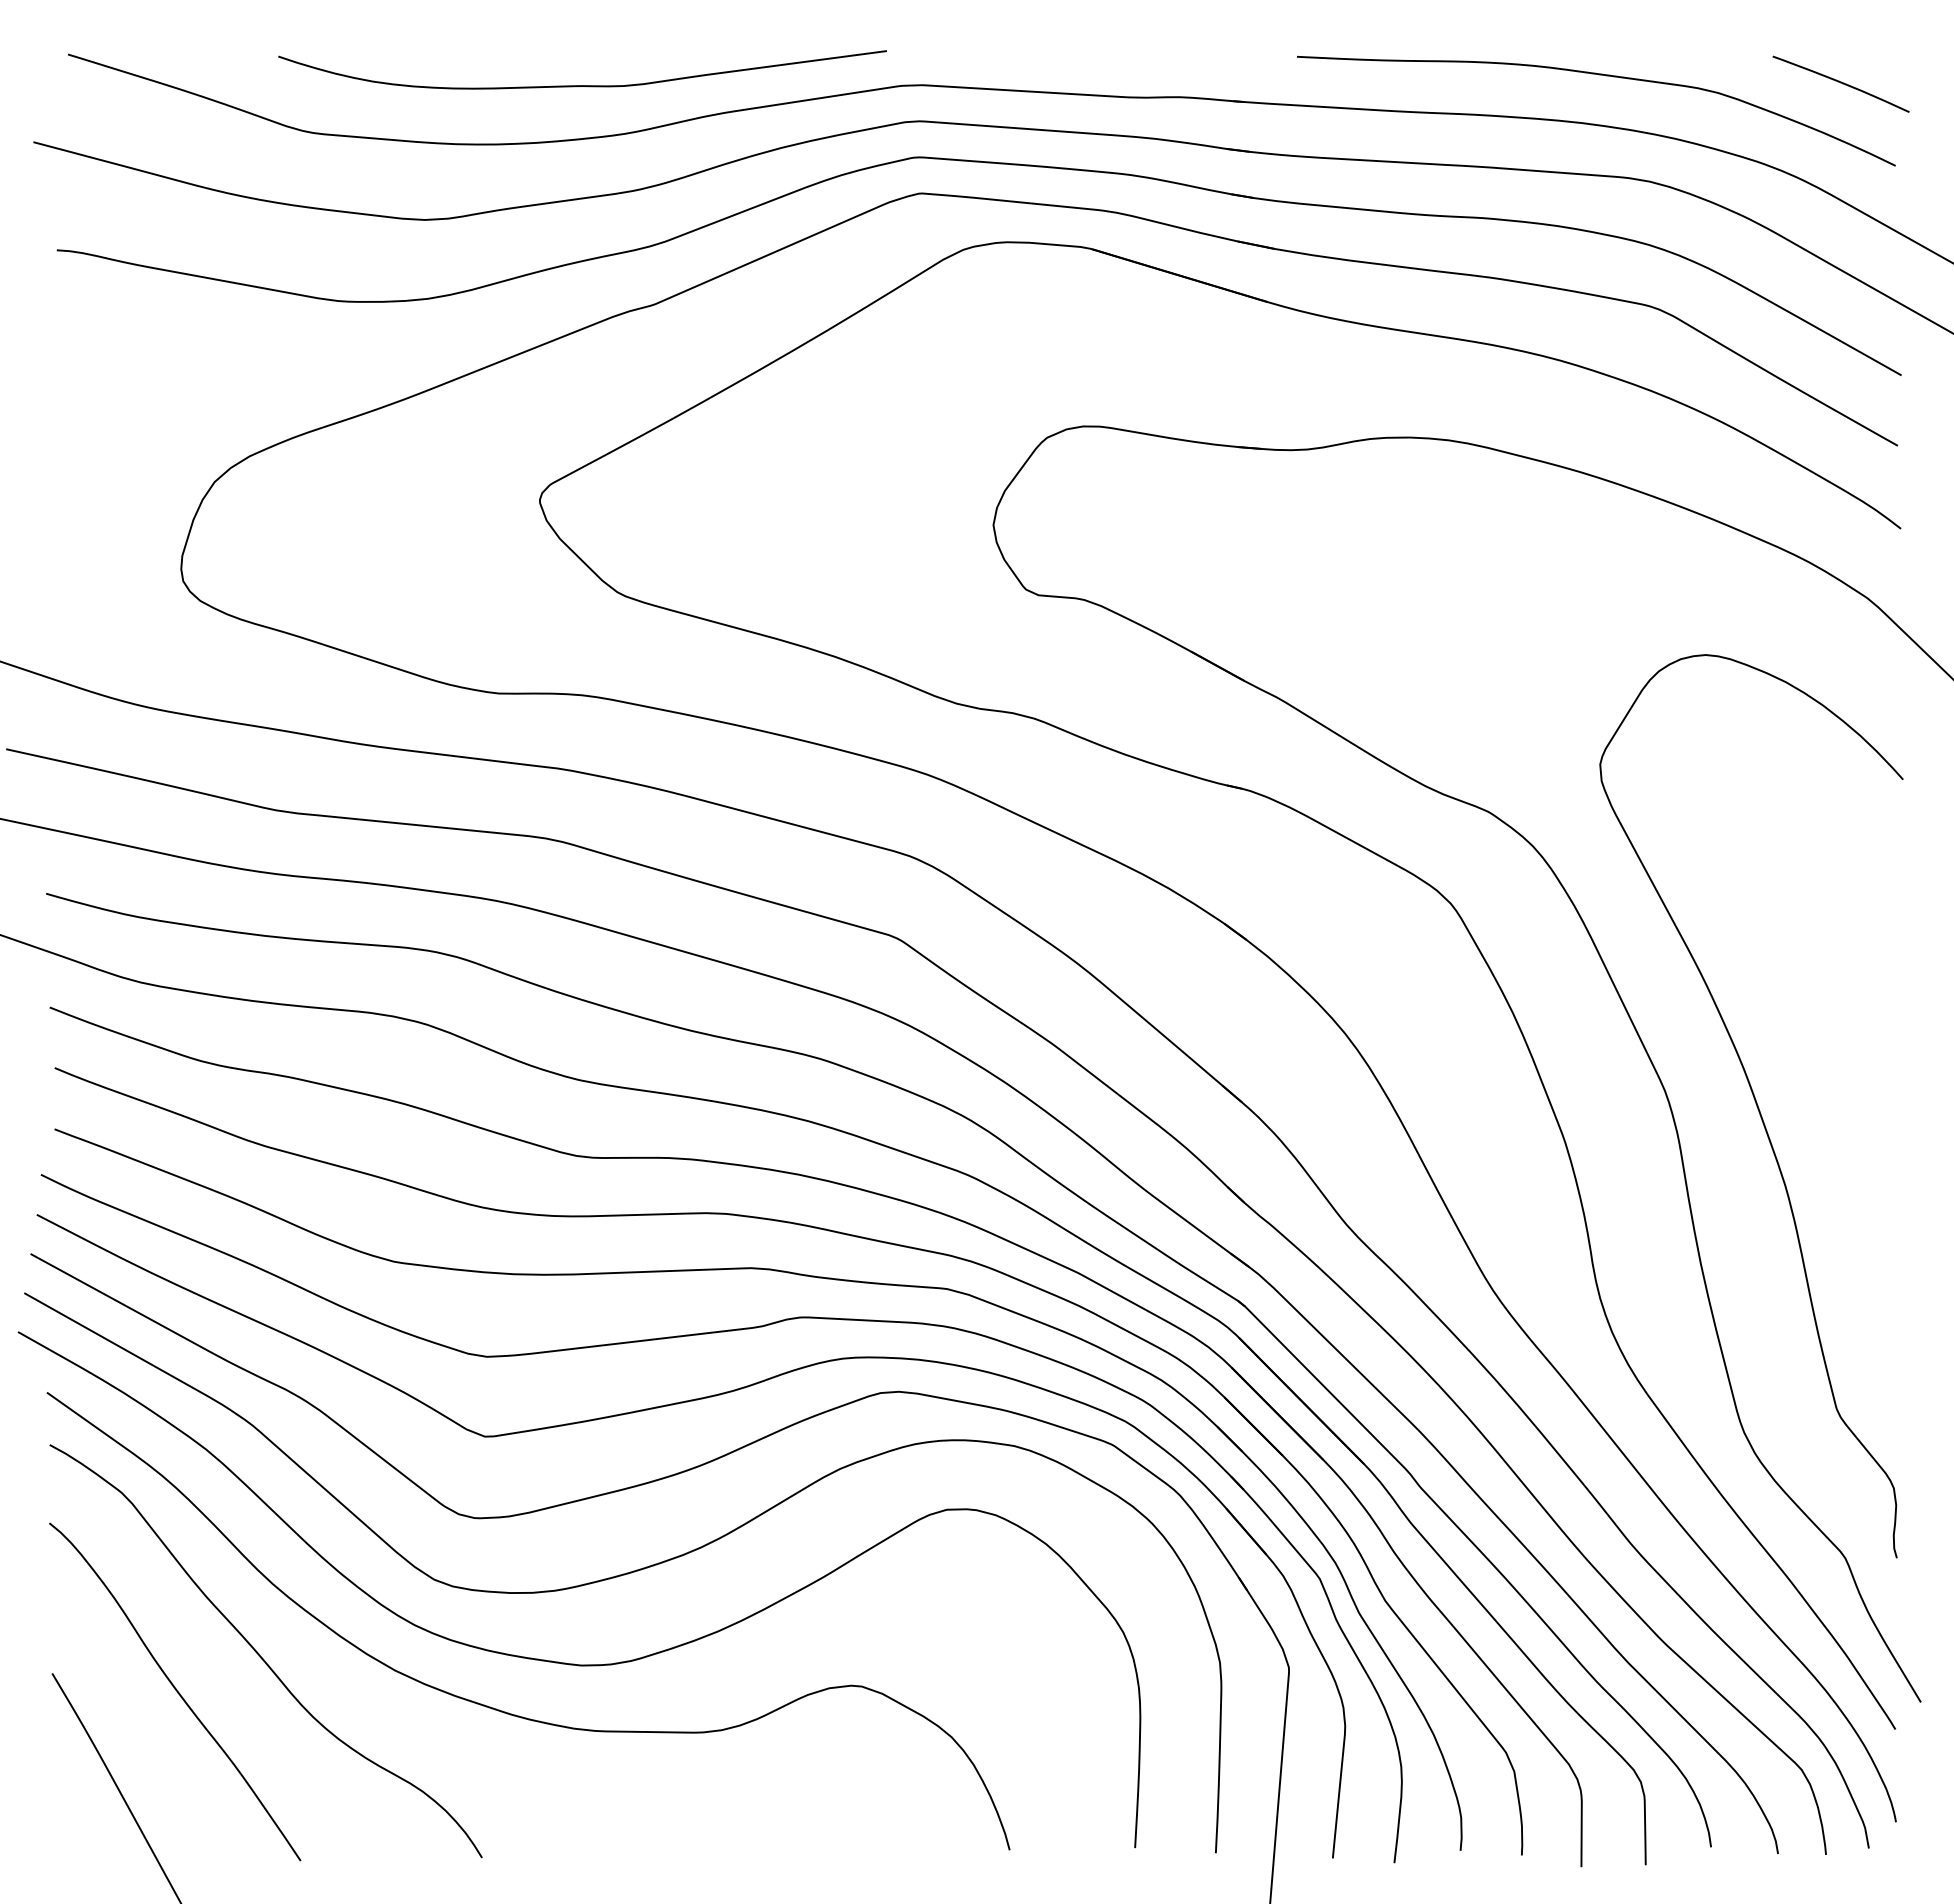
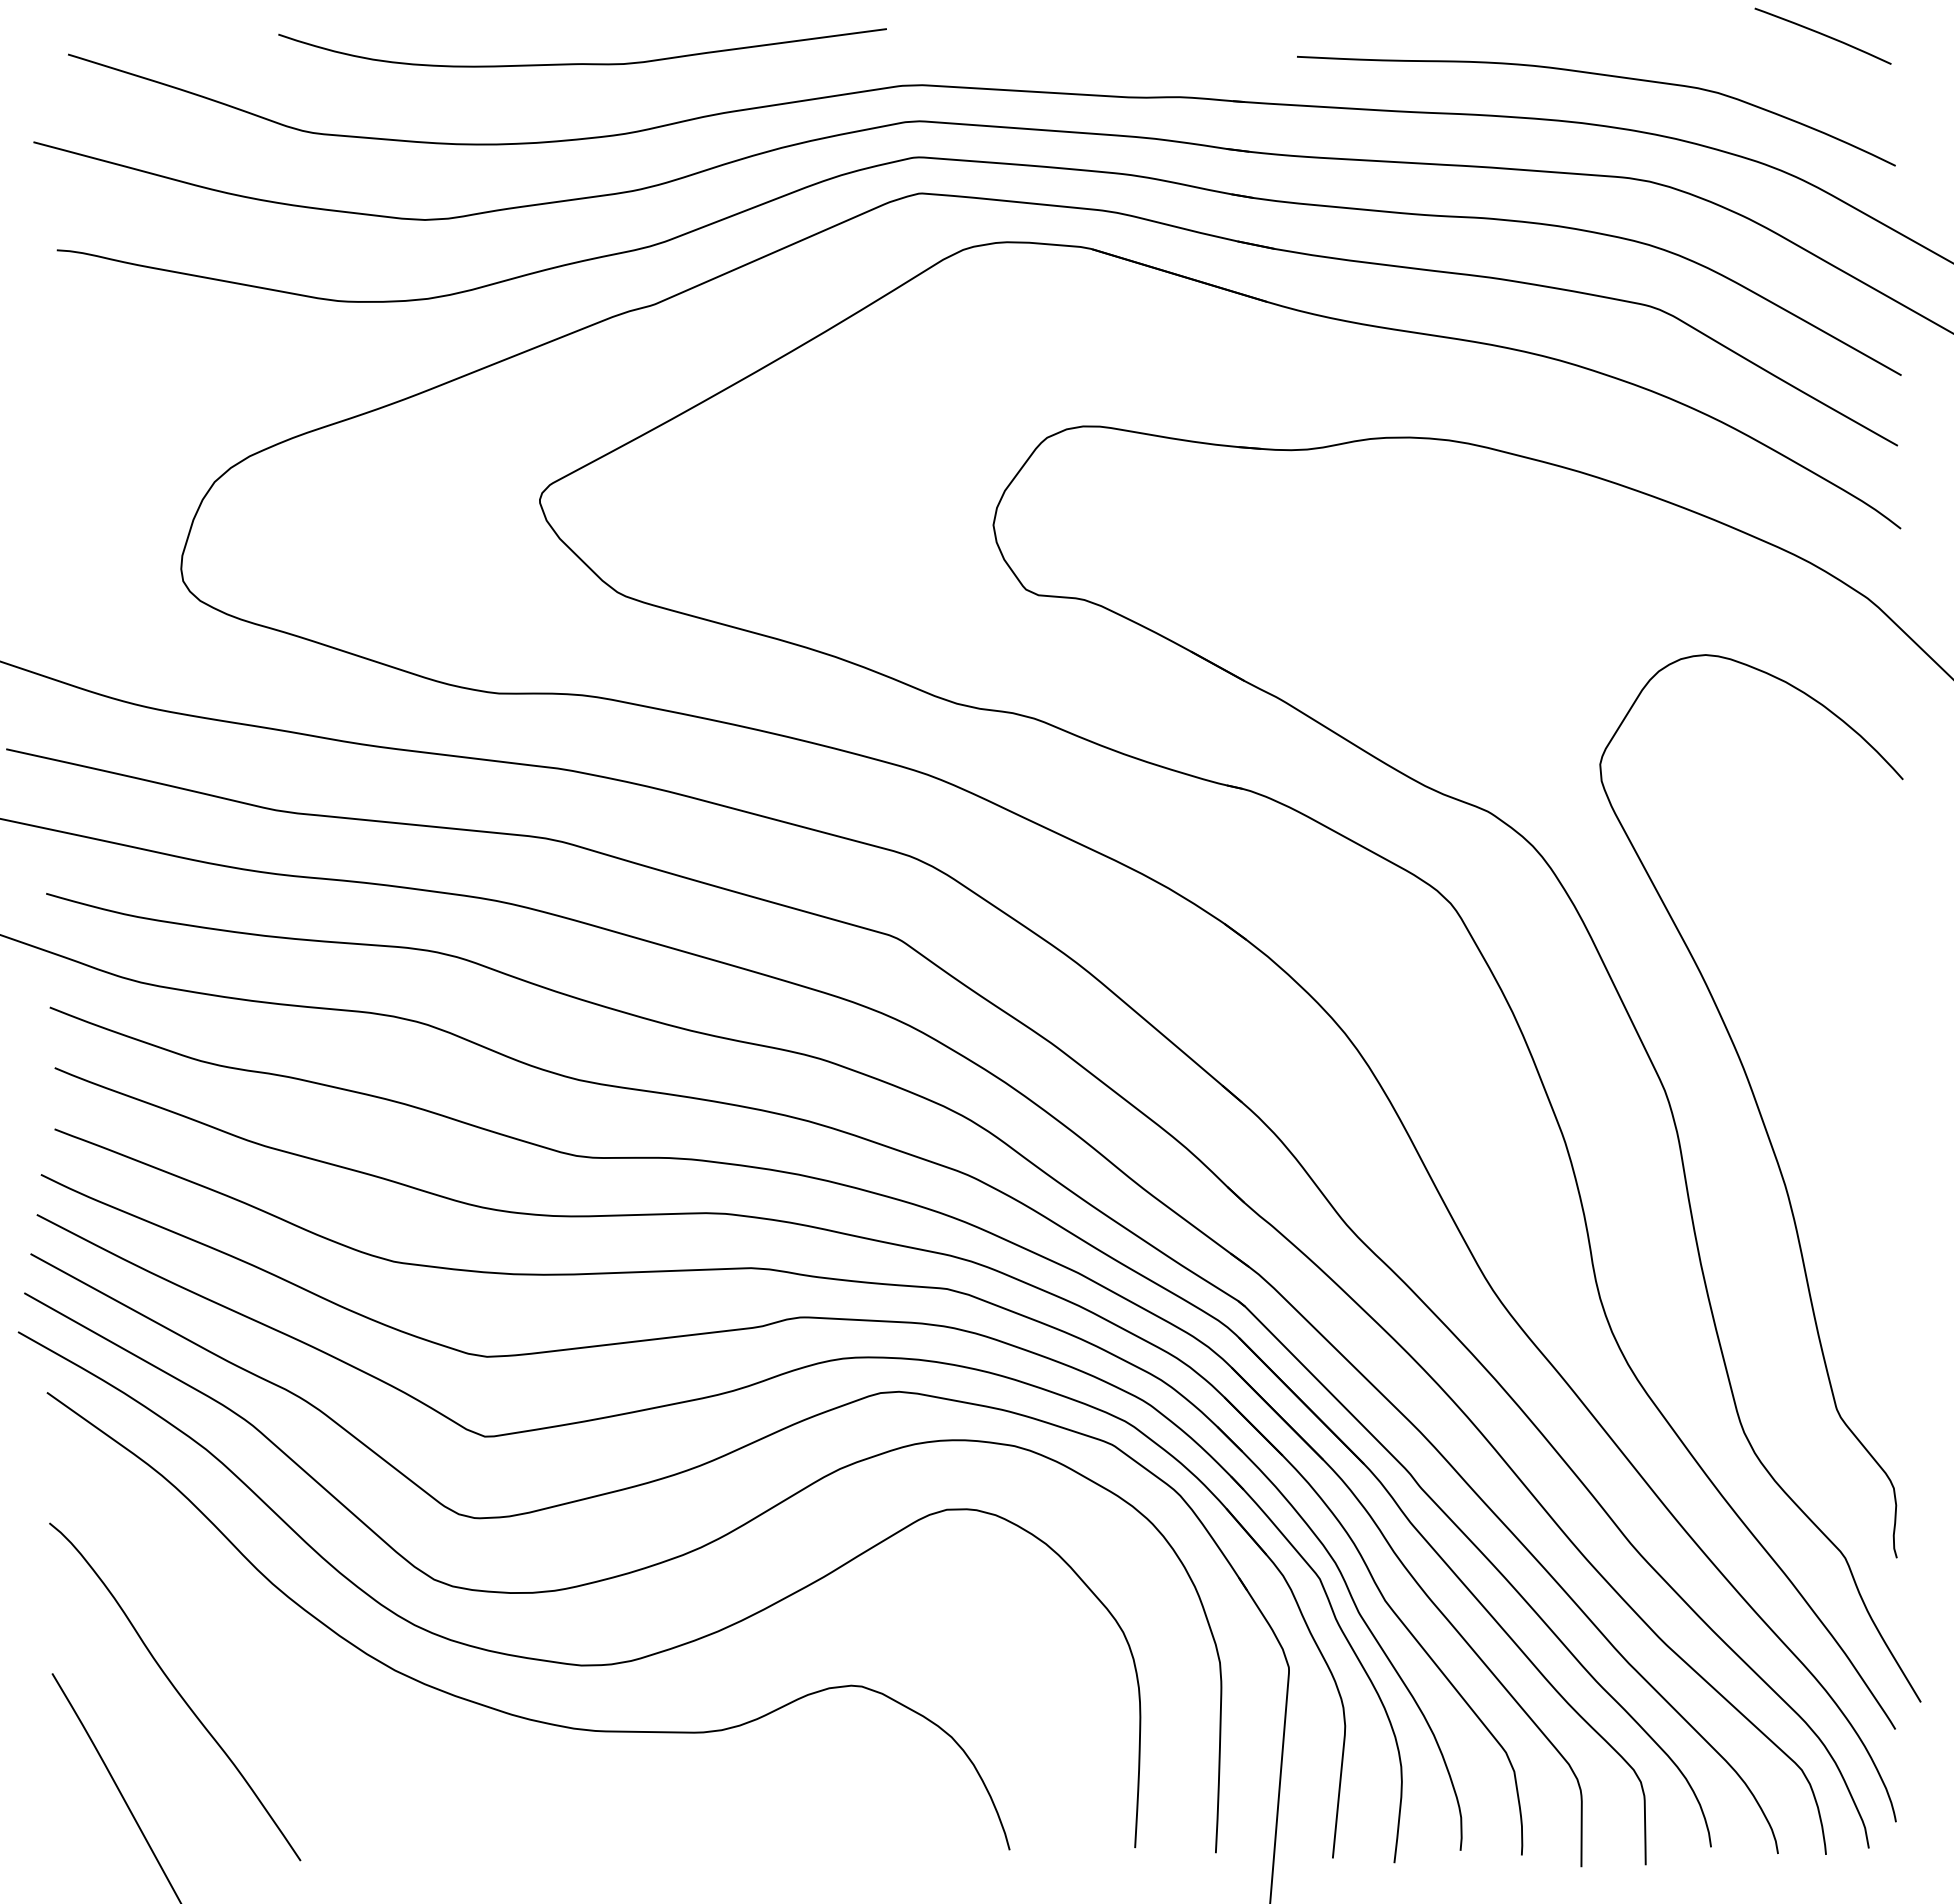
curve position: (1840, 83) -> (1822, 35) (1822, 35)
curve position: (582, 85) -> (582, 63) (582, 63)
curve: present -> none (259, 1653)
